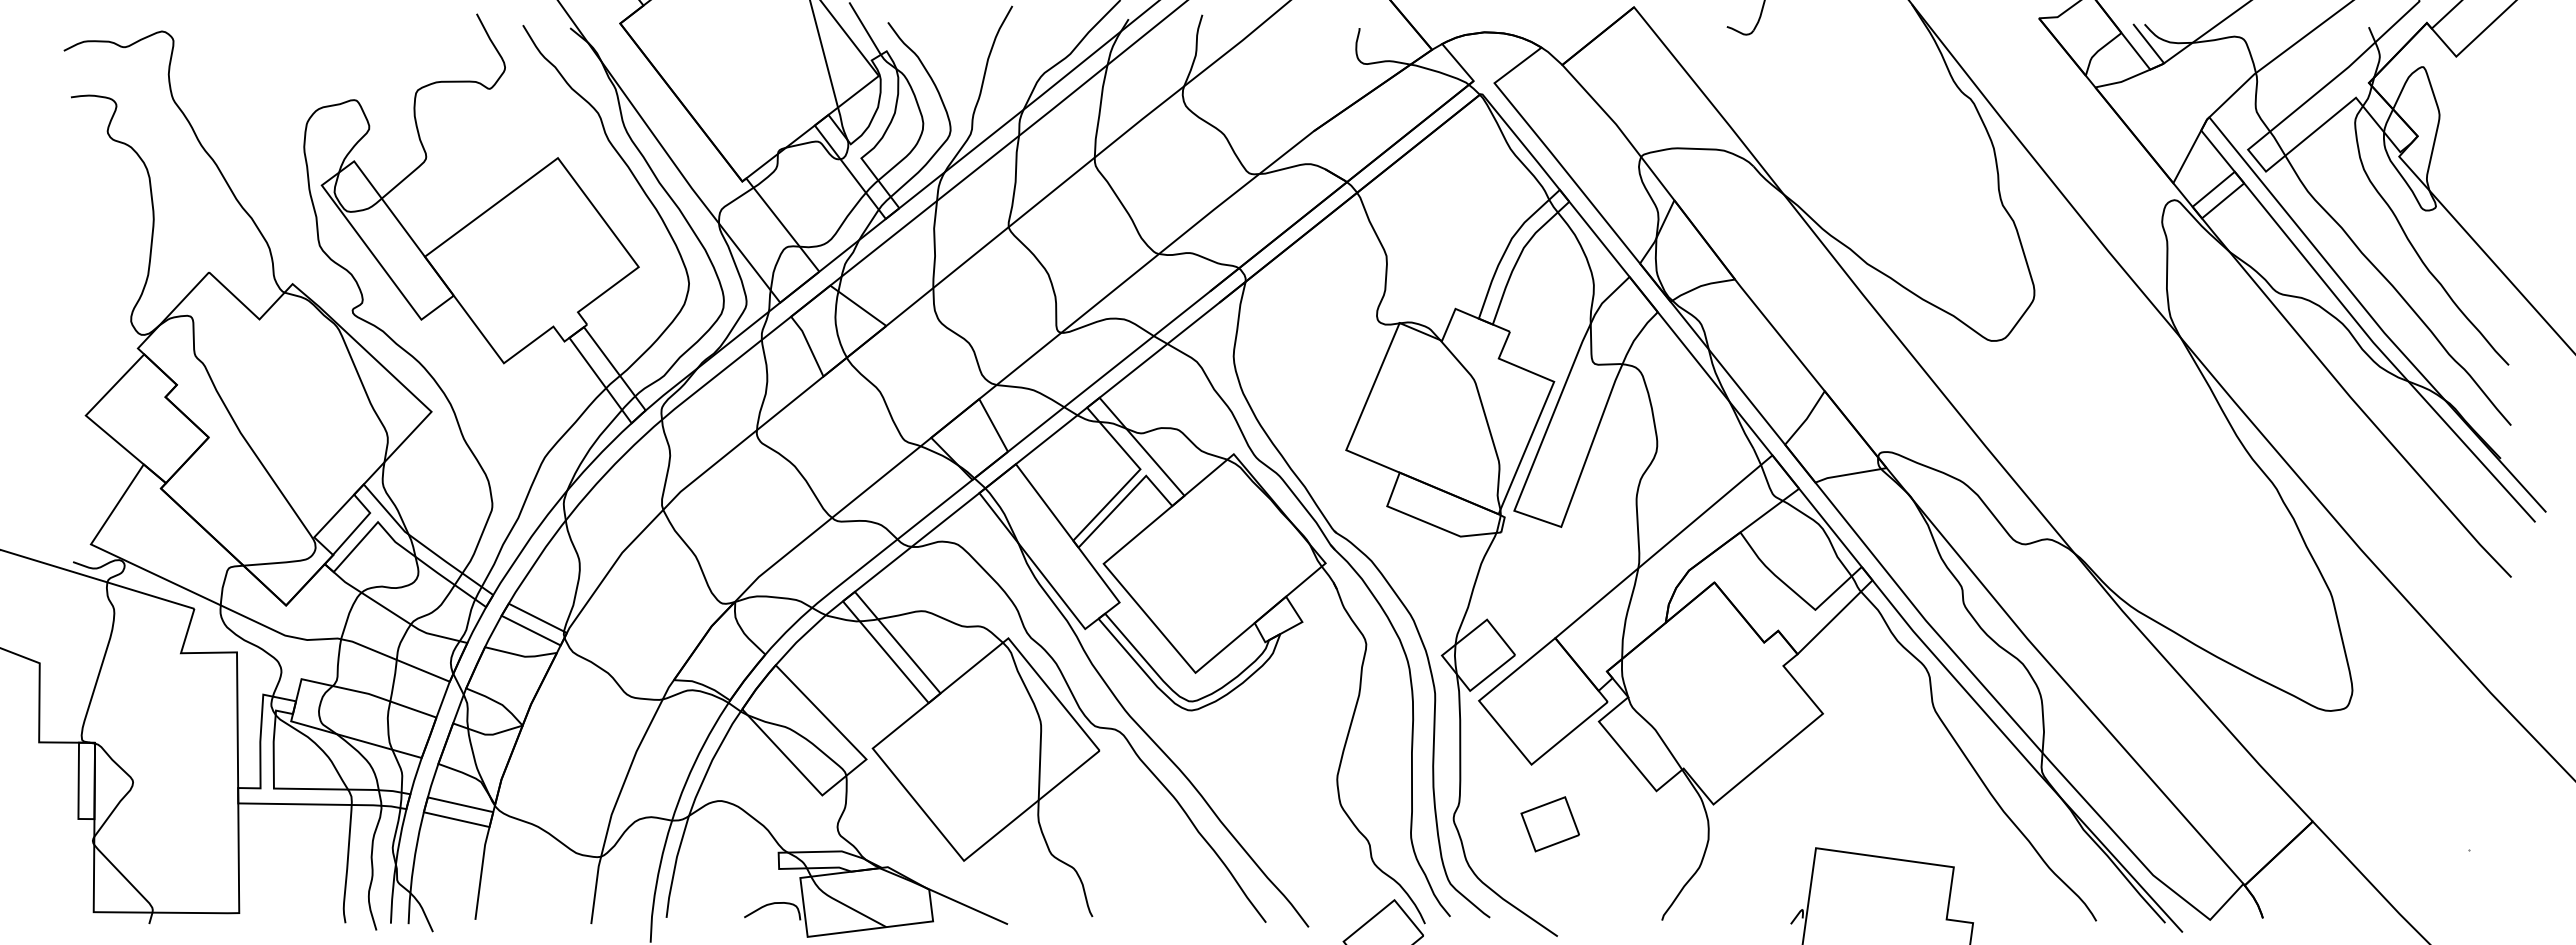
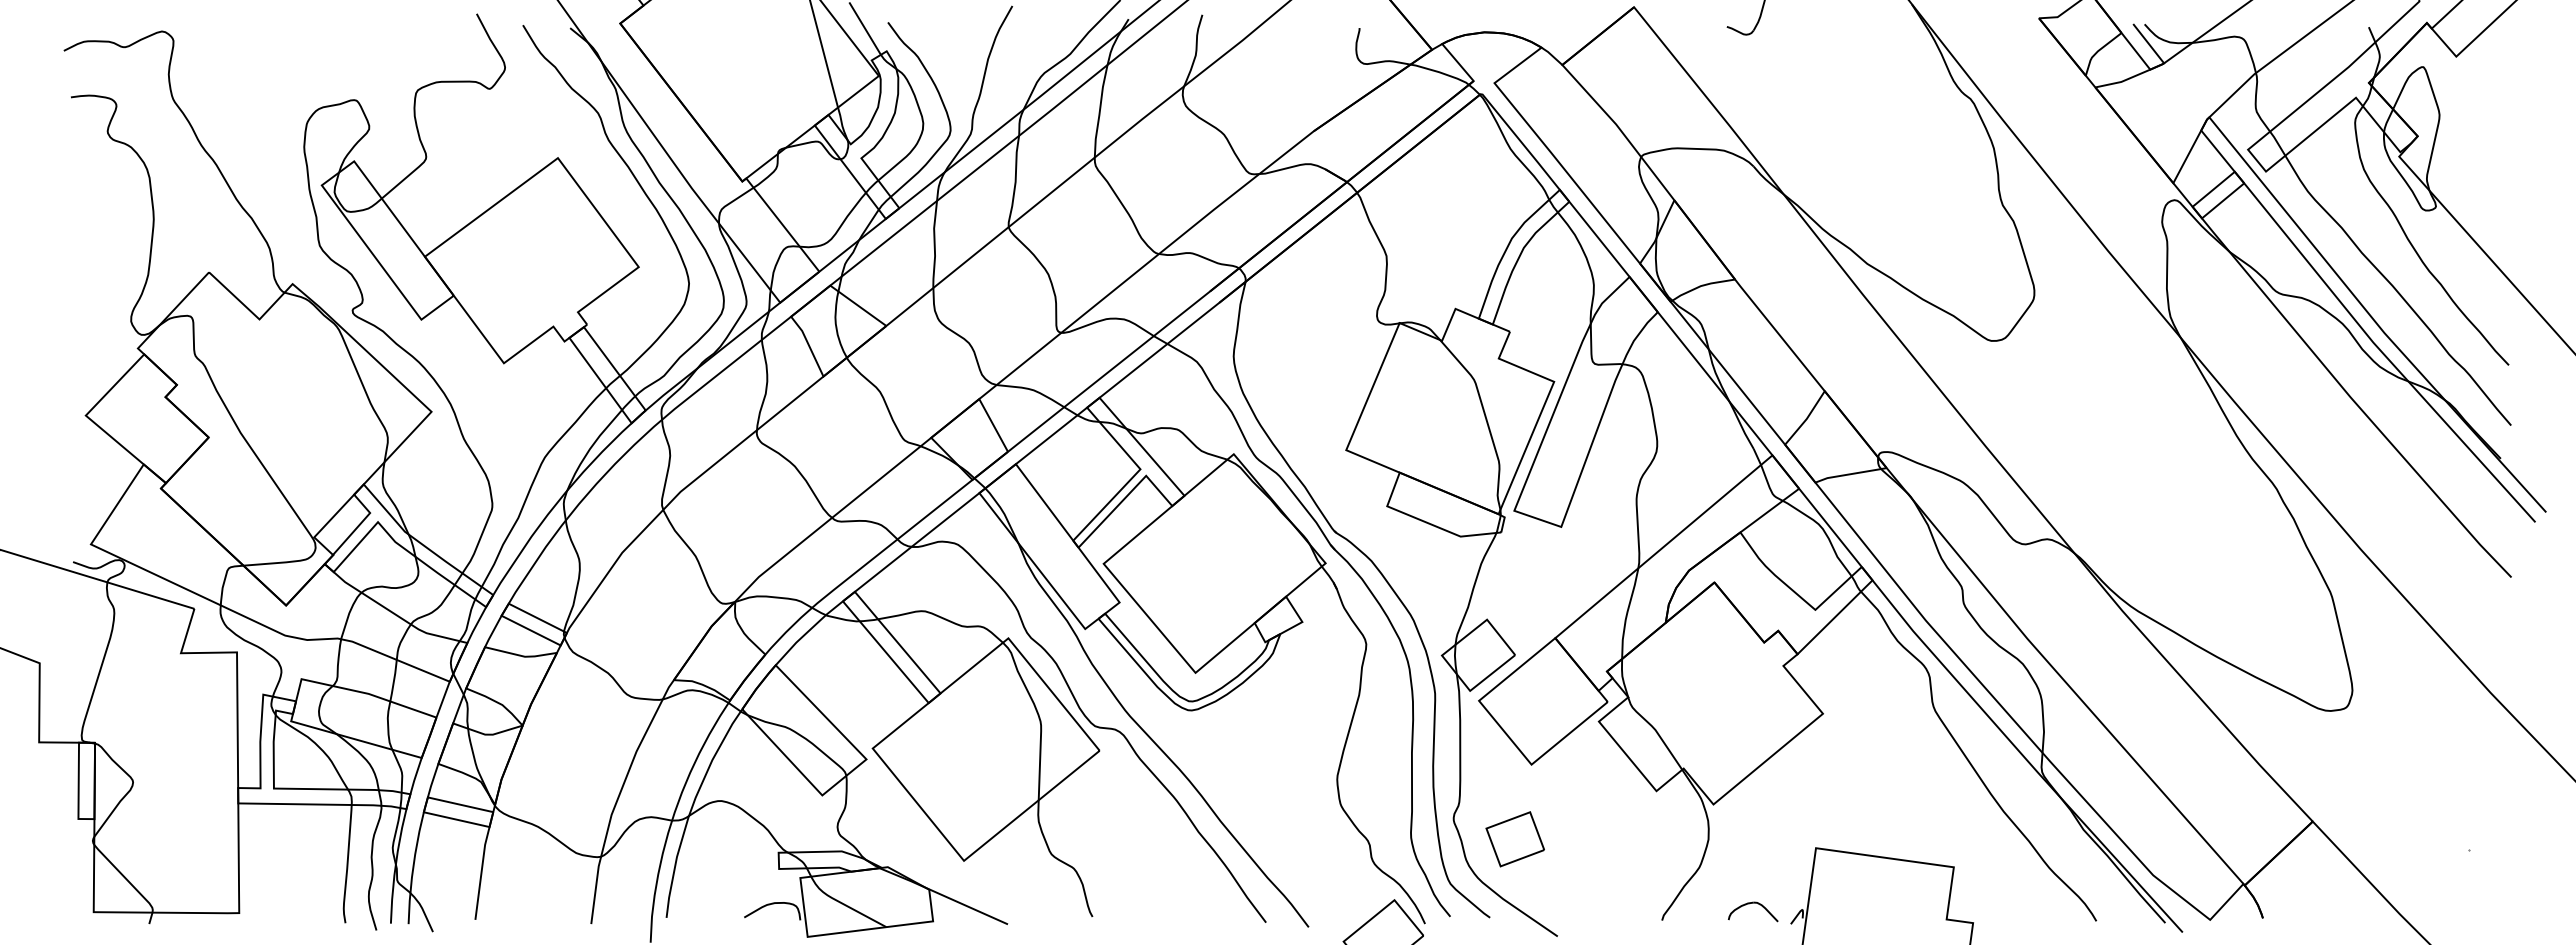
part position: (1549, 824) -> (1514, 839) (1514, 839)
part: none -> present (1753, 903)
